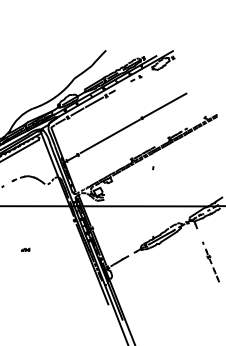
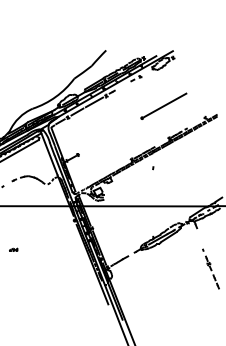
line: present -> none (109, 135)
part position: (25, 249) -> (13, 249) (13, 249)
part position: (210, 261) -> (210, 268) (210, 268)
